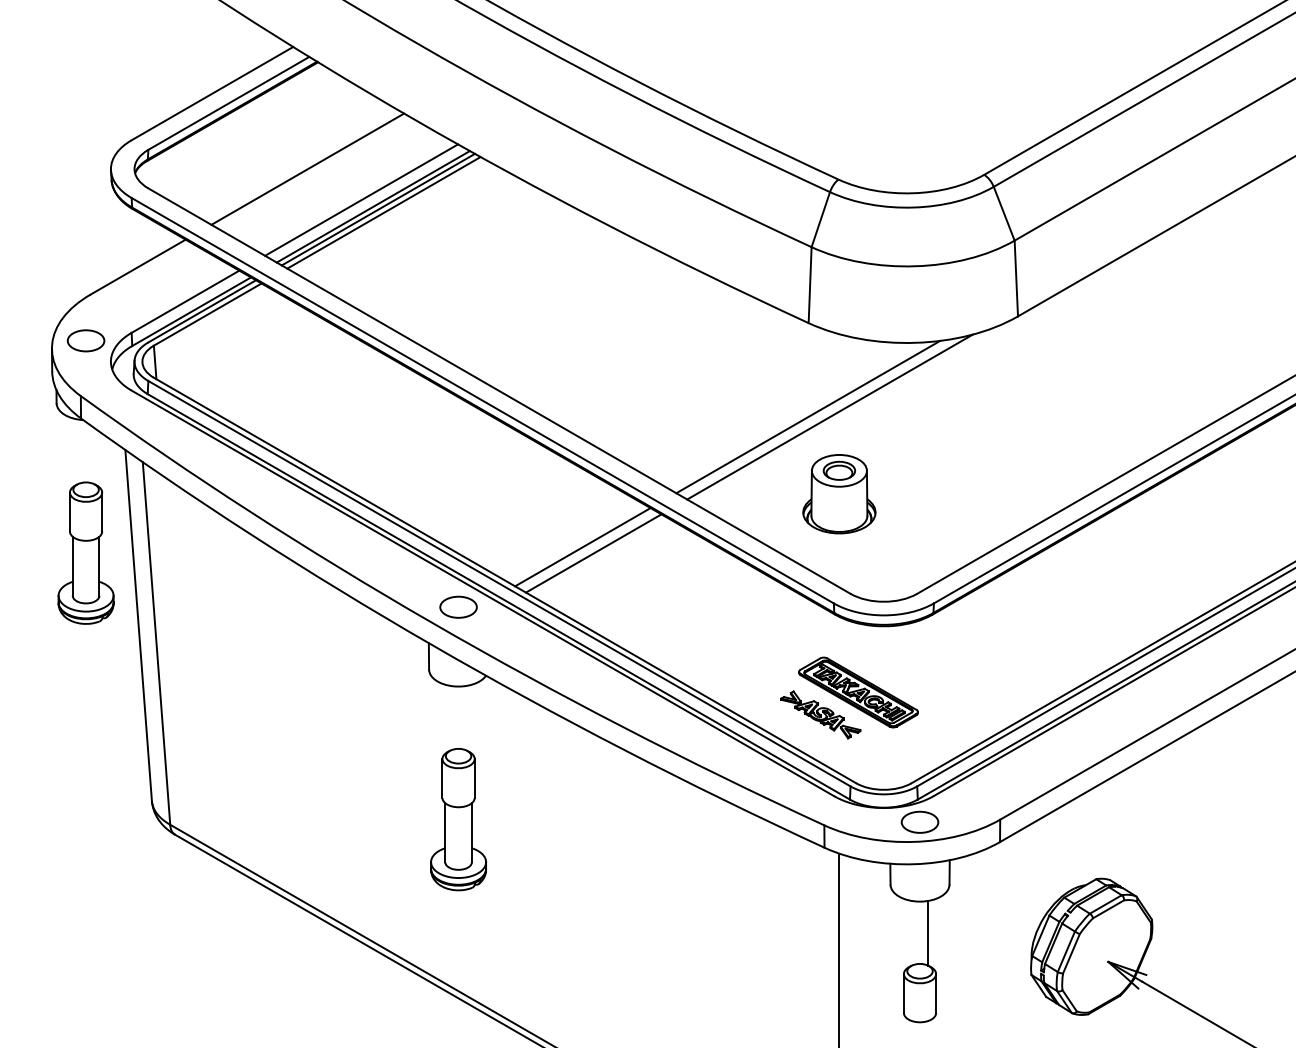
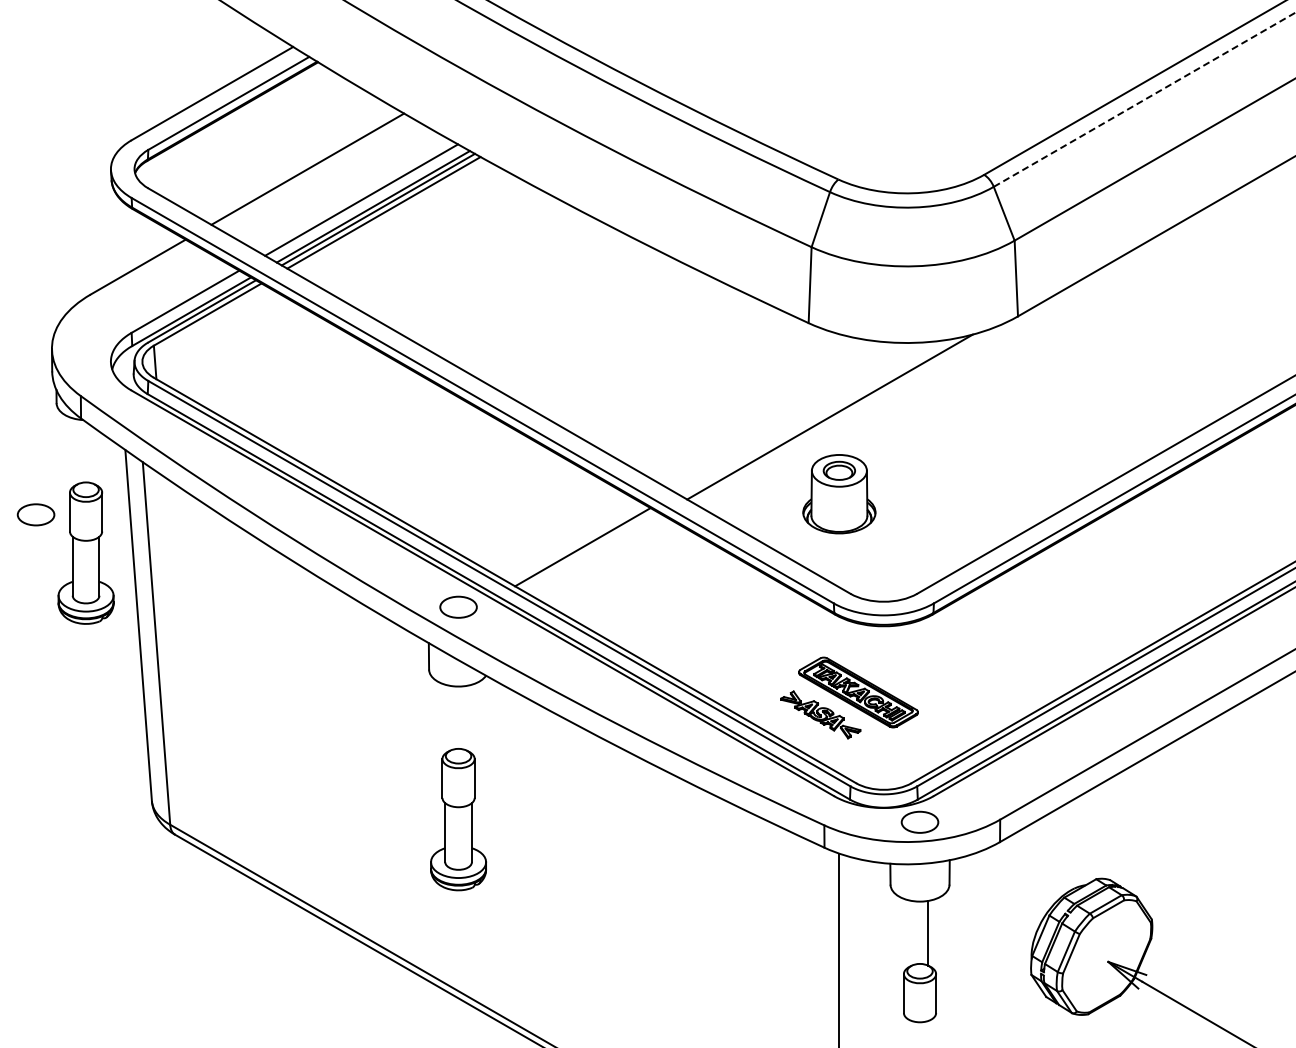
line: solid -> dashed (1145, 99)
part position: (85, 340) -> (35, 514) (35, 514)
line: present -> none (808, 416)
line: present -> none (593, 553)
